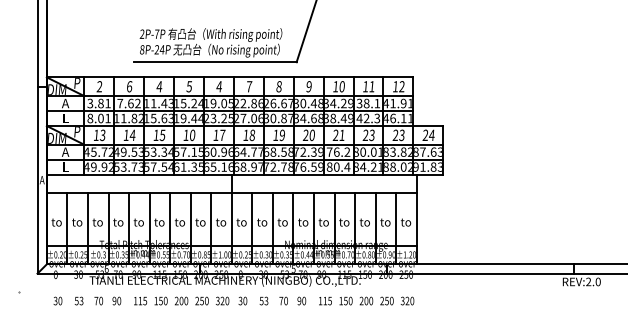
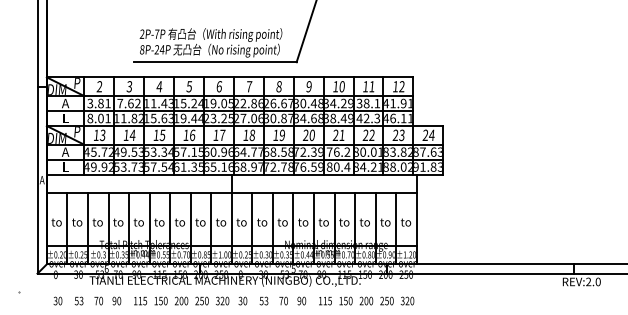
text: 6 -> 3 (129, 86)
text: 4 -> 6 (219, 86)
text: 10 -> 16 (192, 134)
text: 23 -> 22 (371, 135)
